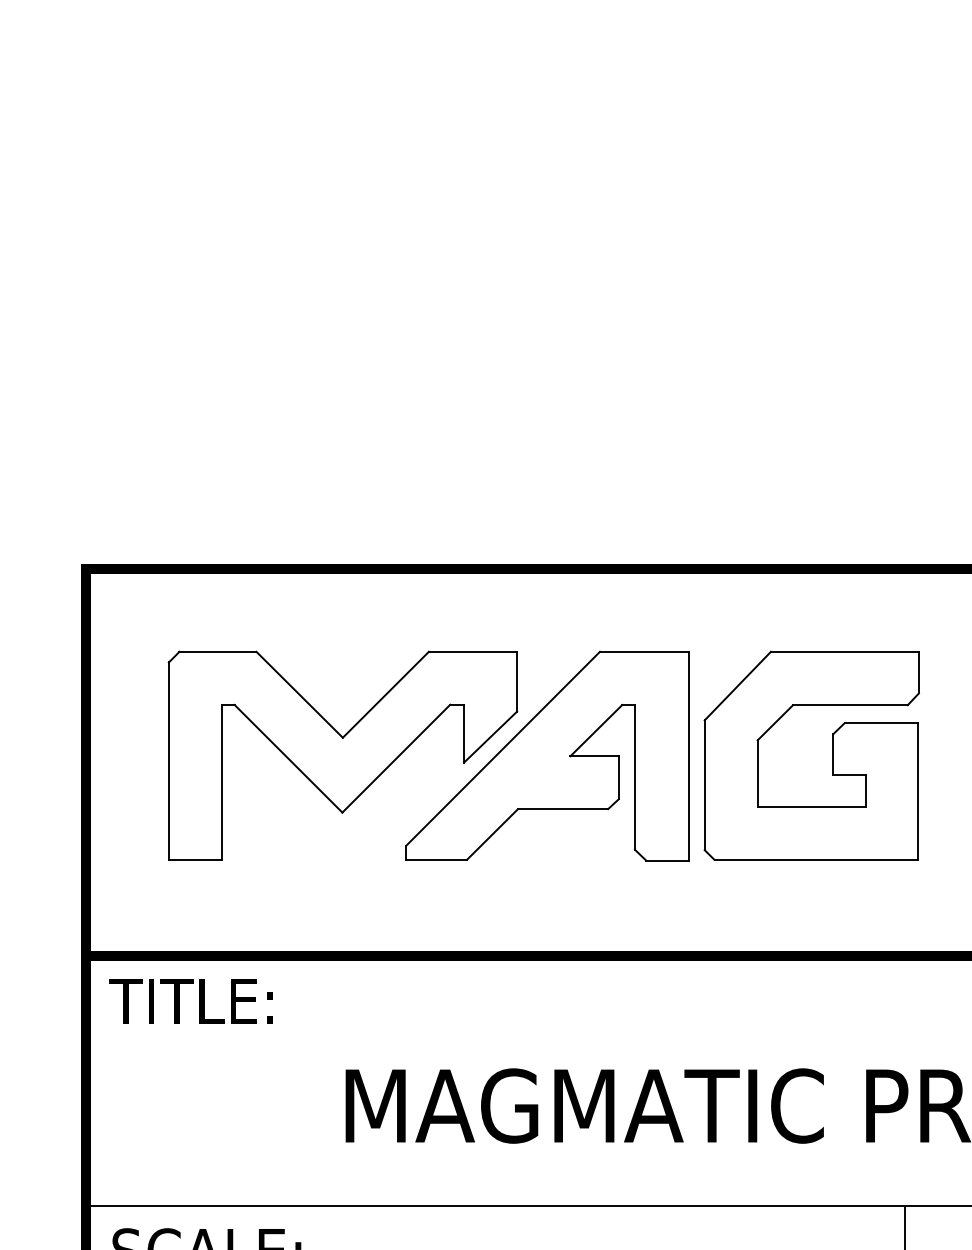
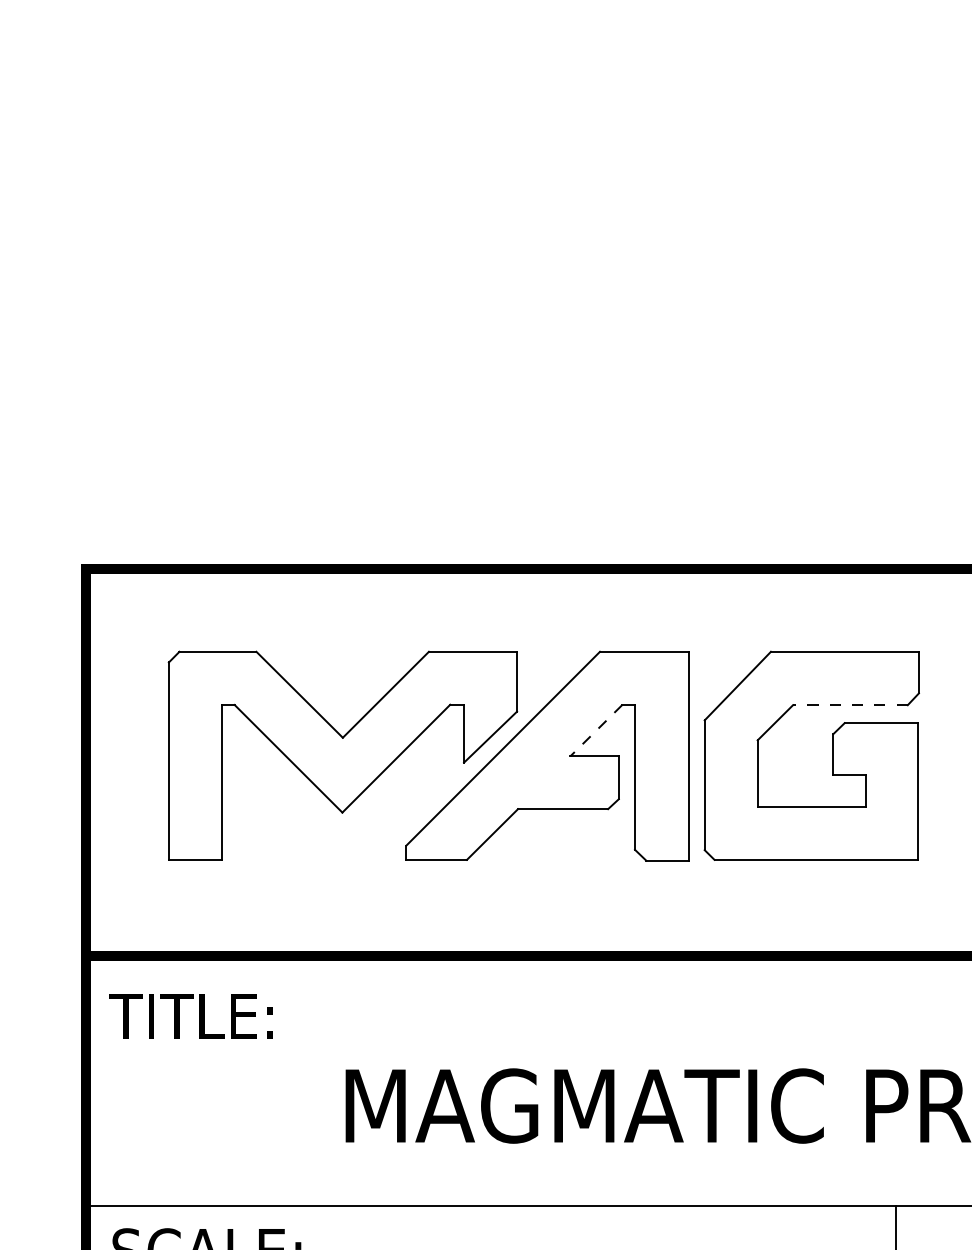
line: solid -> dashed (849, 705)
line: solid -> dashed (596, 730)
text position: (190, 1001) -> (190, 1016) (190, 1016)
line position: (905, 1226) -> (896, 1226) (896, 1226)
